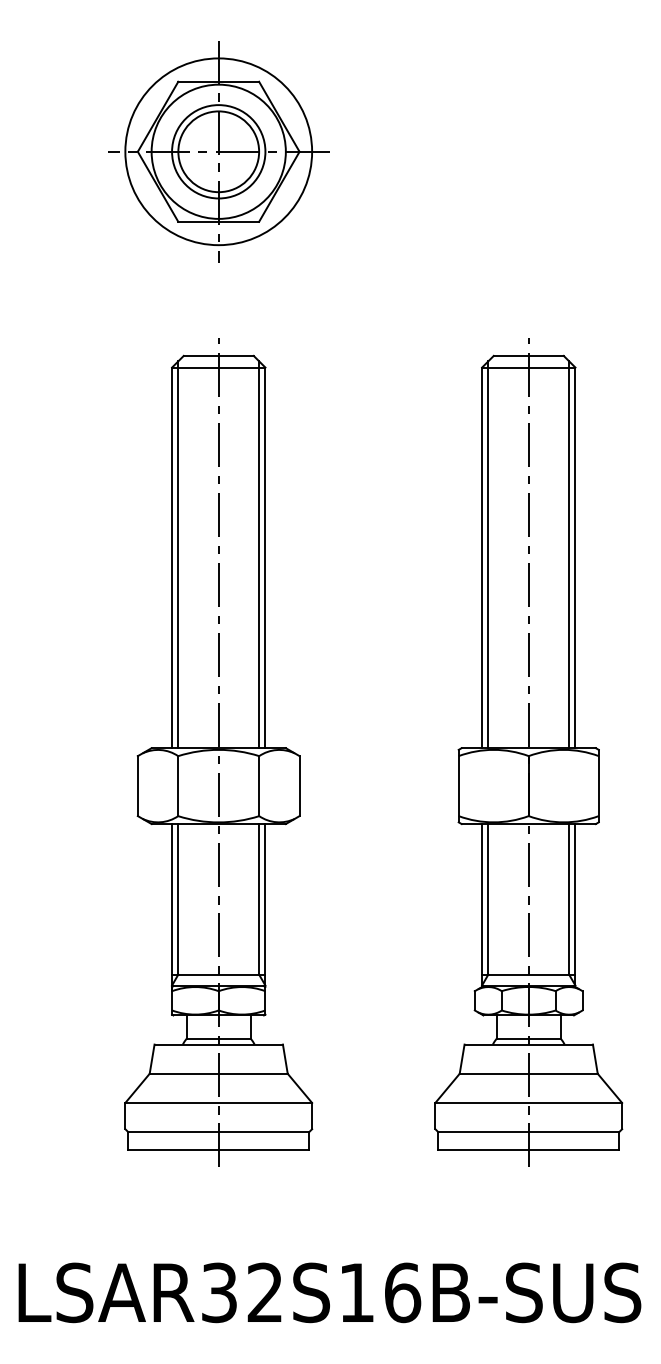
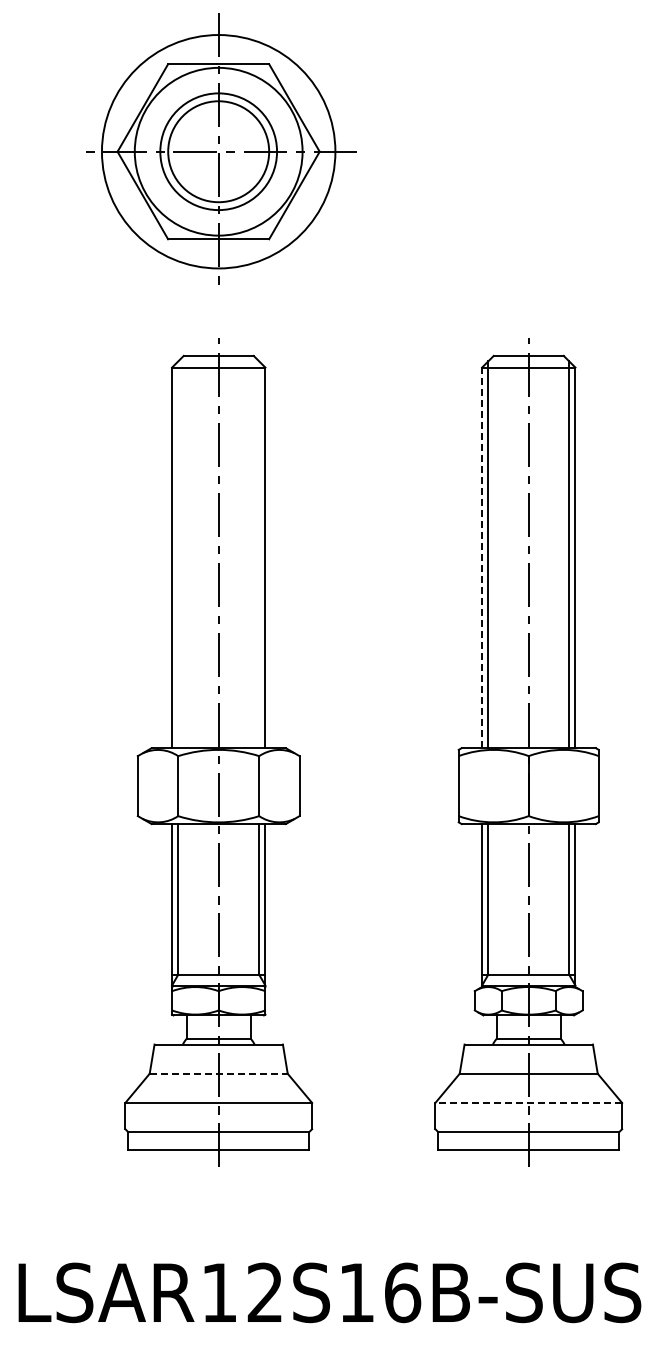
part size: 222x222 px -> 271x272 px (221, 148)
line: present -> none (178, 554)
line: present -> none (259, 554)
line: solid -> dashed (482, 557)
line: solid -> dashed (219, 1073)
line: solid -> dashed (528, 1102)
text: LSAR32S16B-SUS -> LSAR12S16B-SUS (219, 1292)
